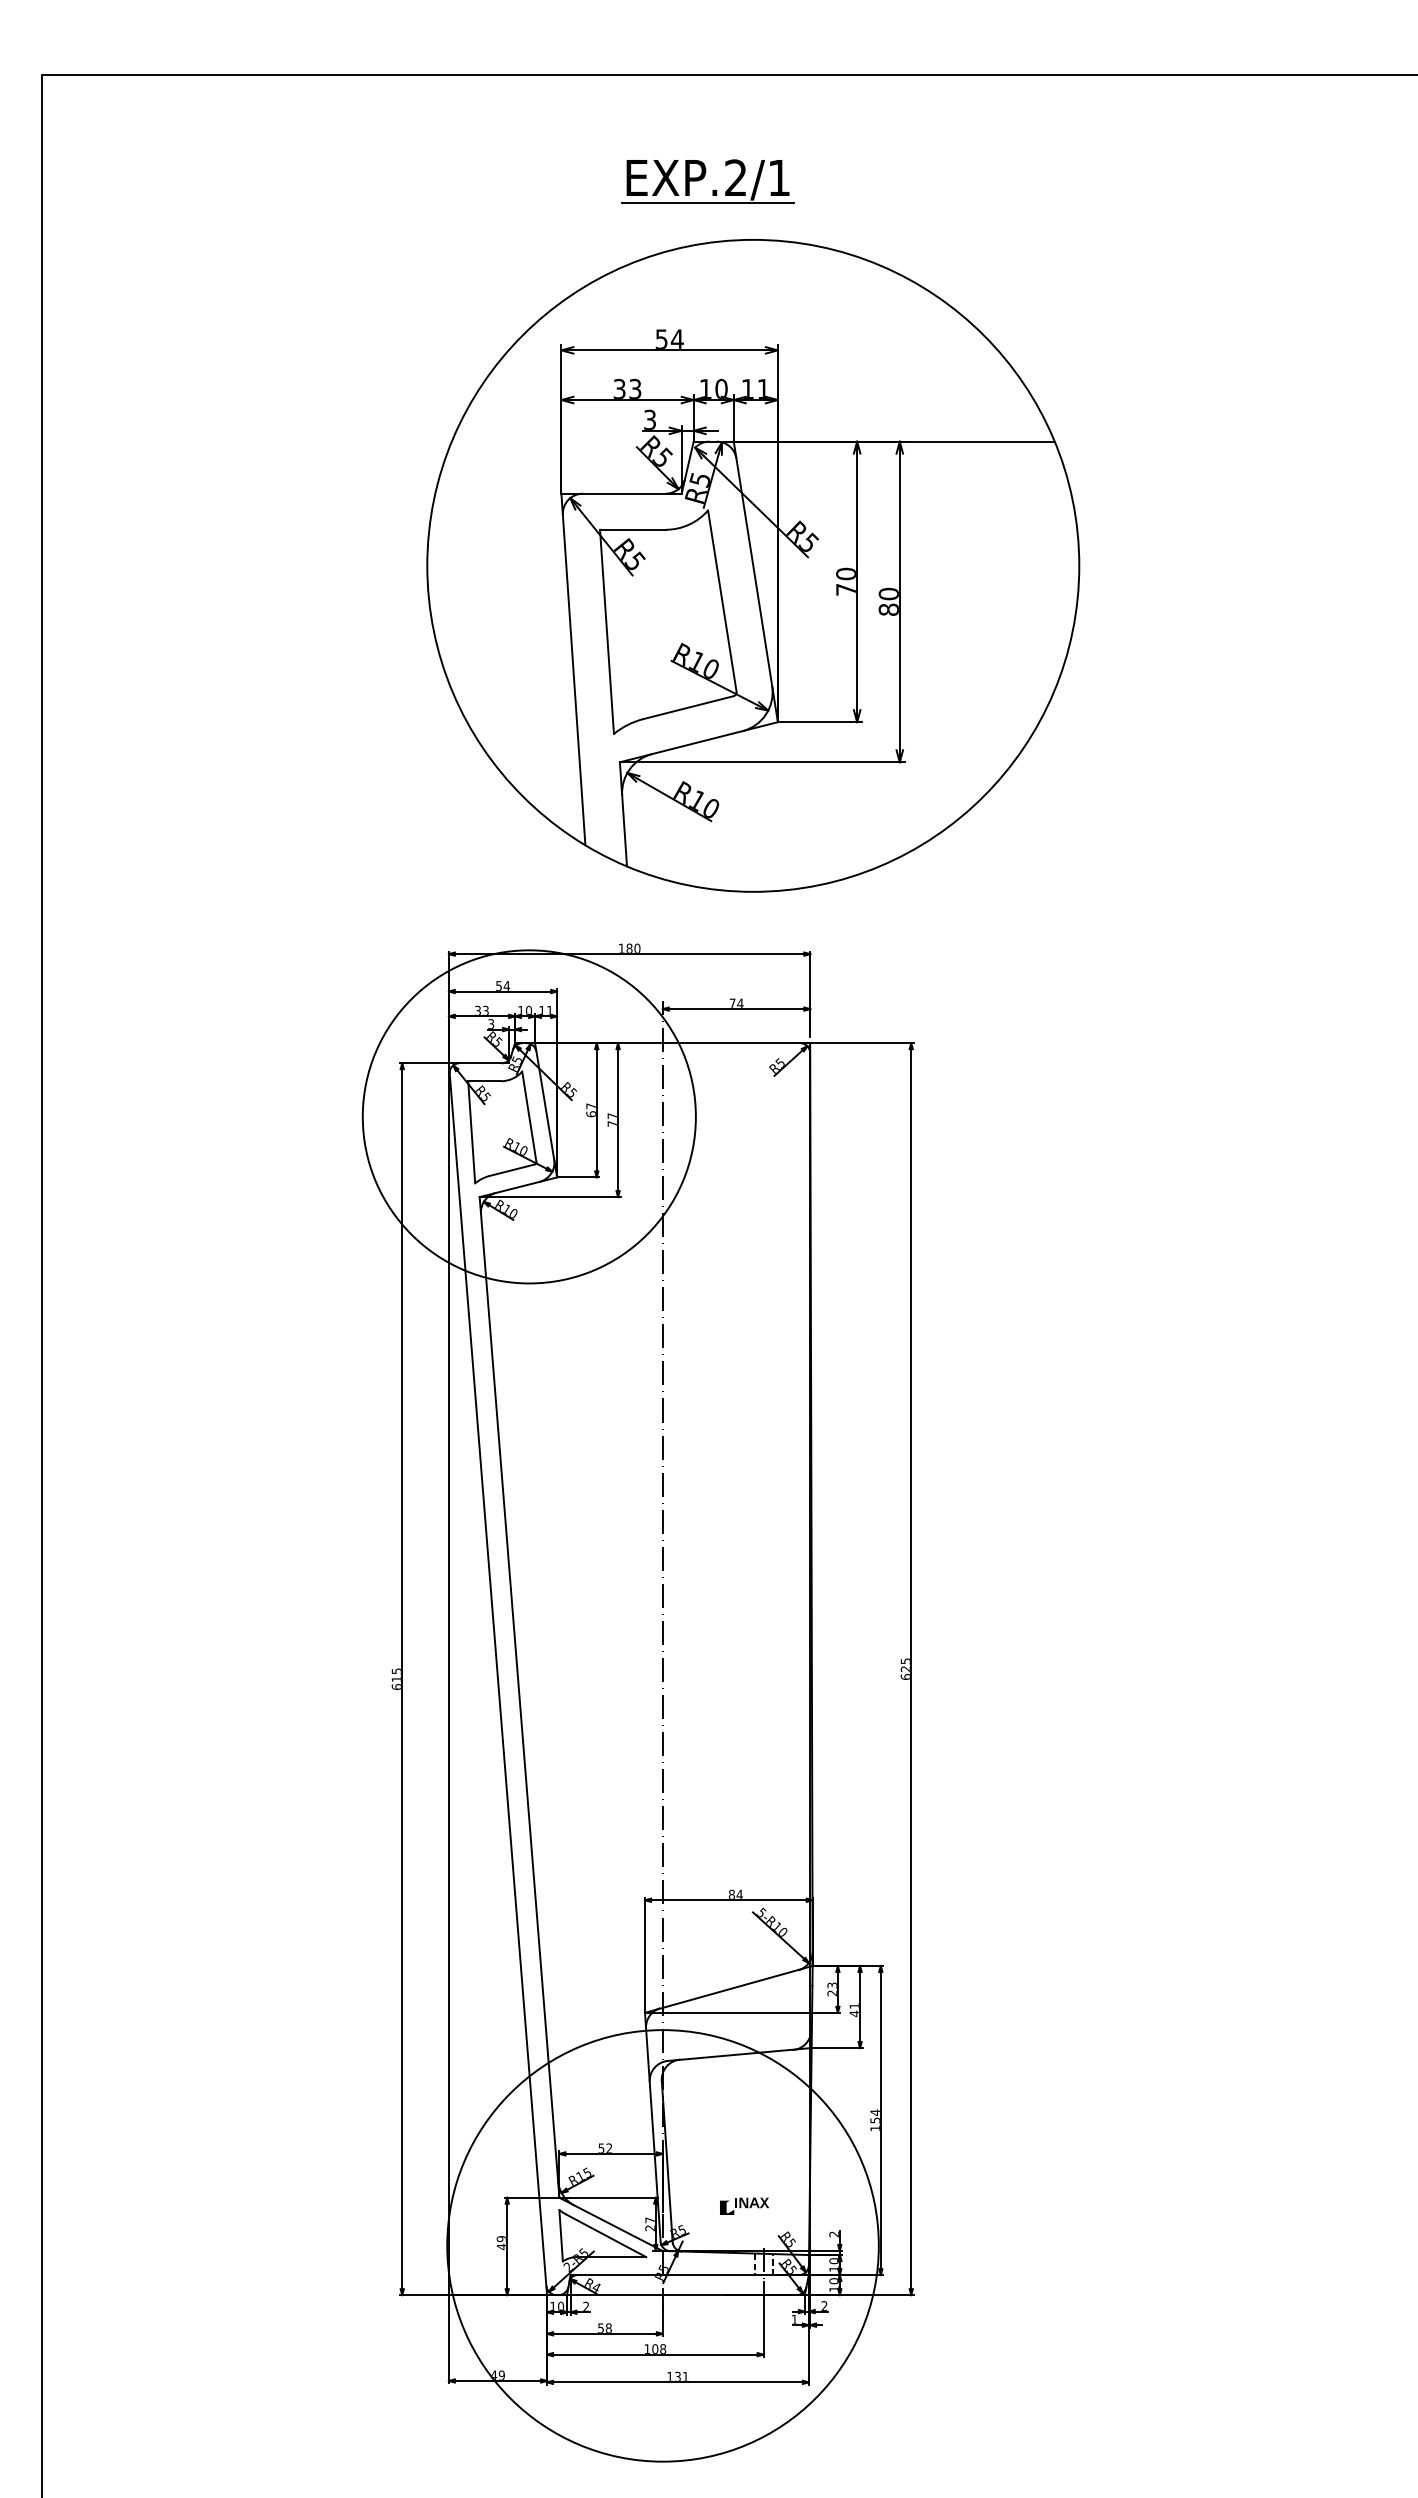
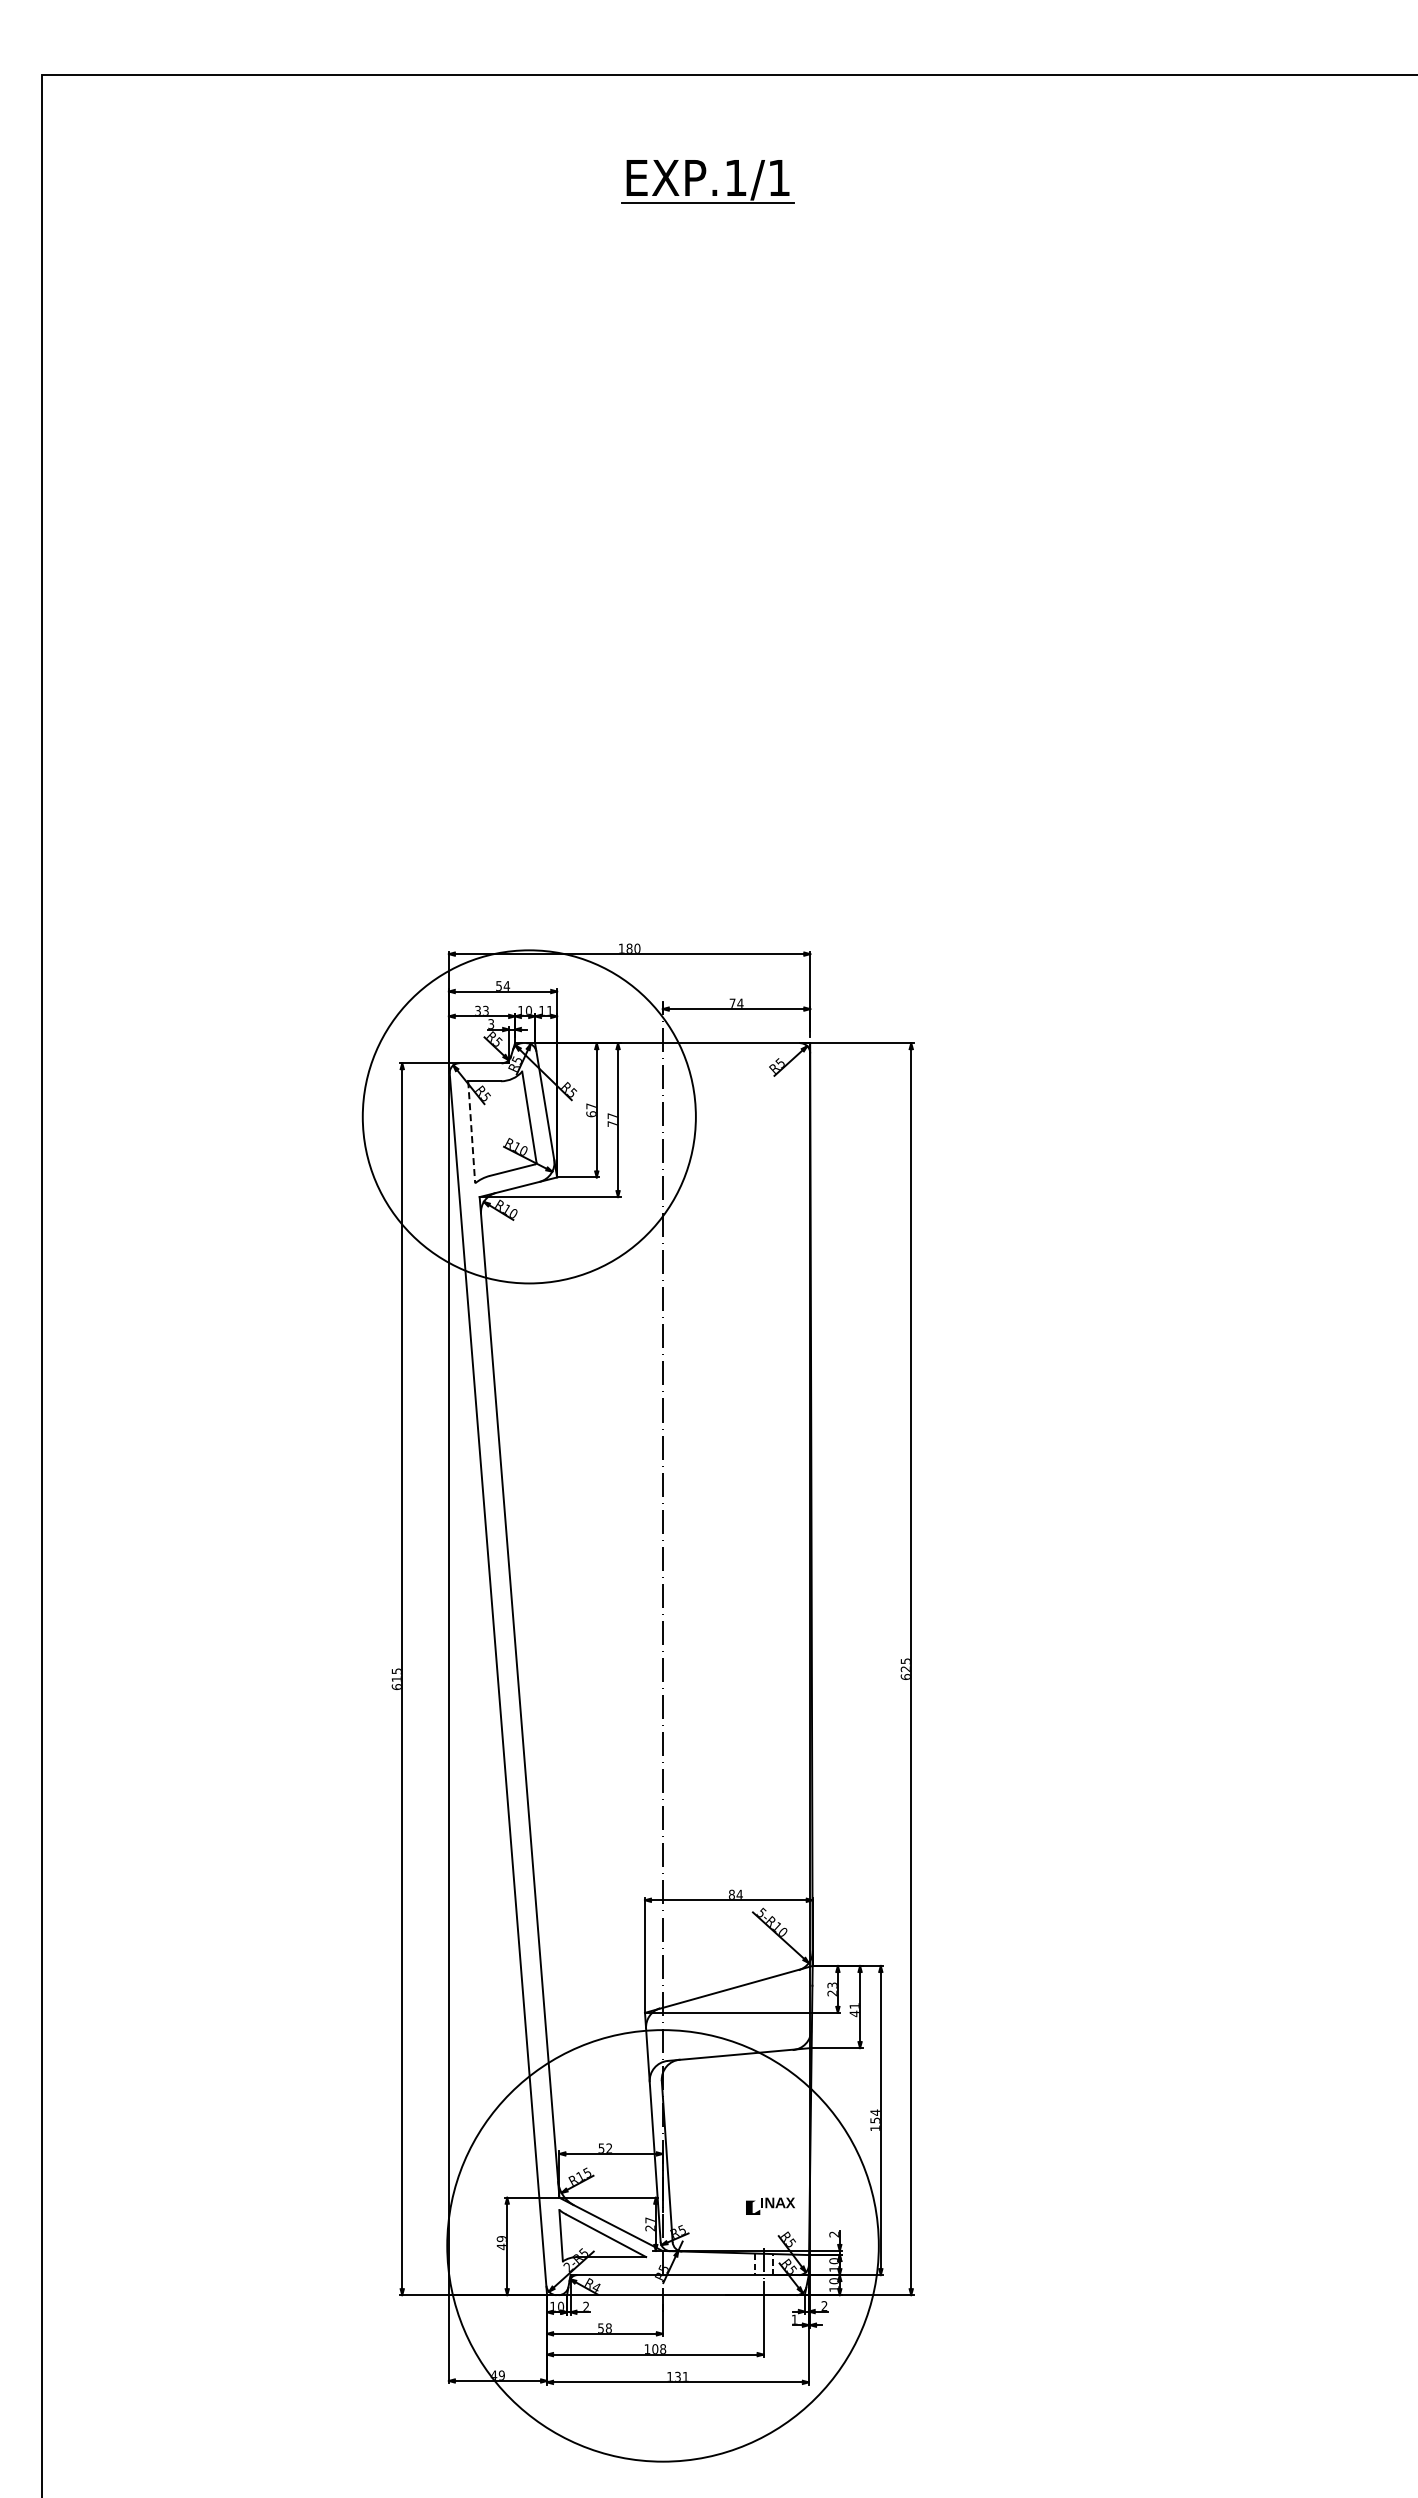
text: EXP.2/1 -> EXP.1/1 (735, 177)
part: present -> none (753, 565)
line: solid -> dashed (471, 1132)
part position: (744, 2205) -> (770, 2205) (770, 2205)
